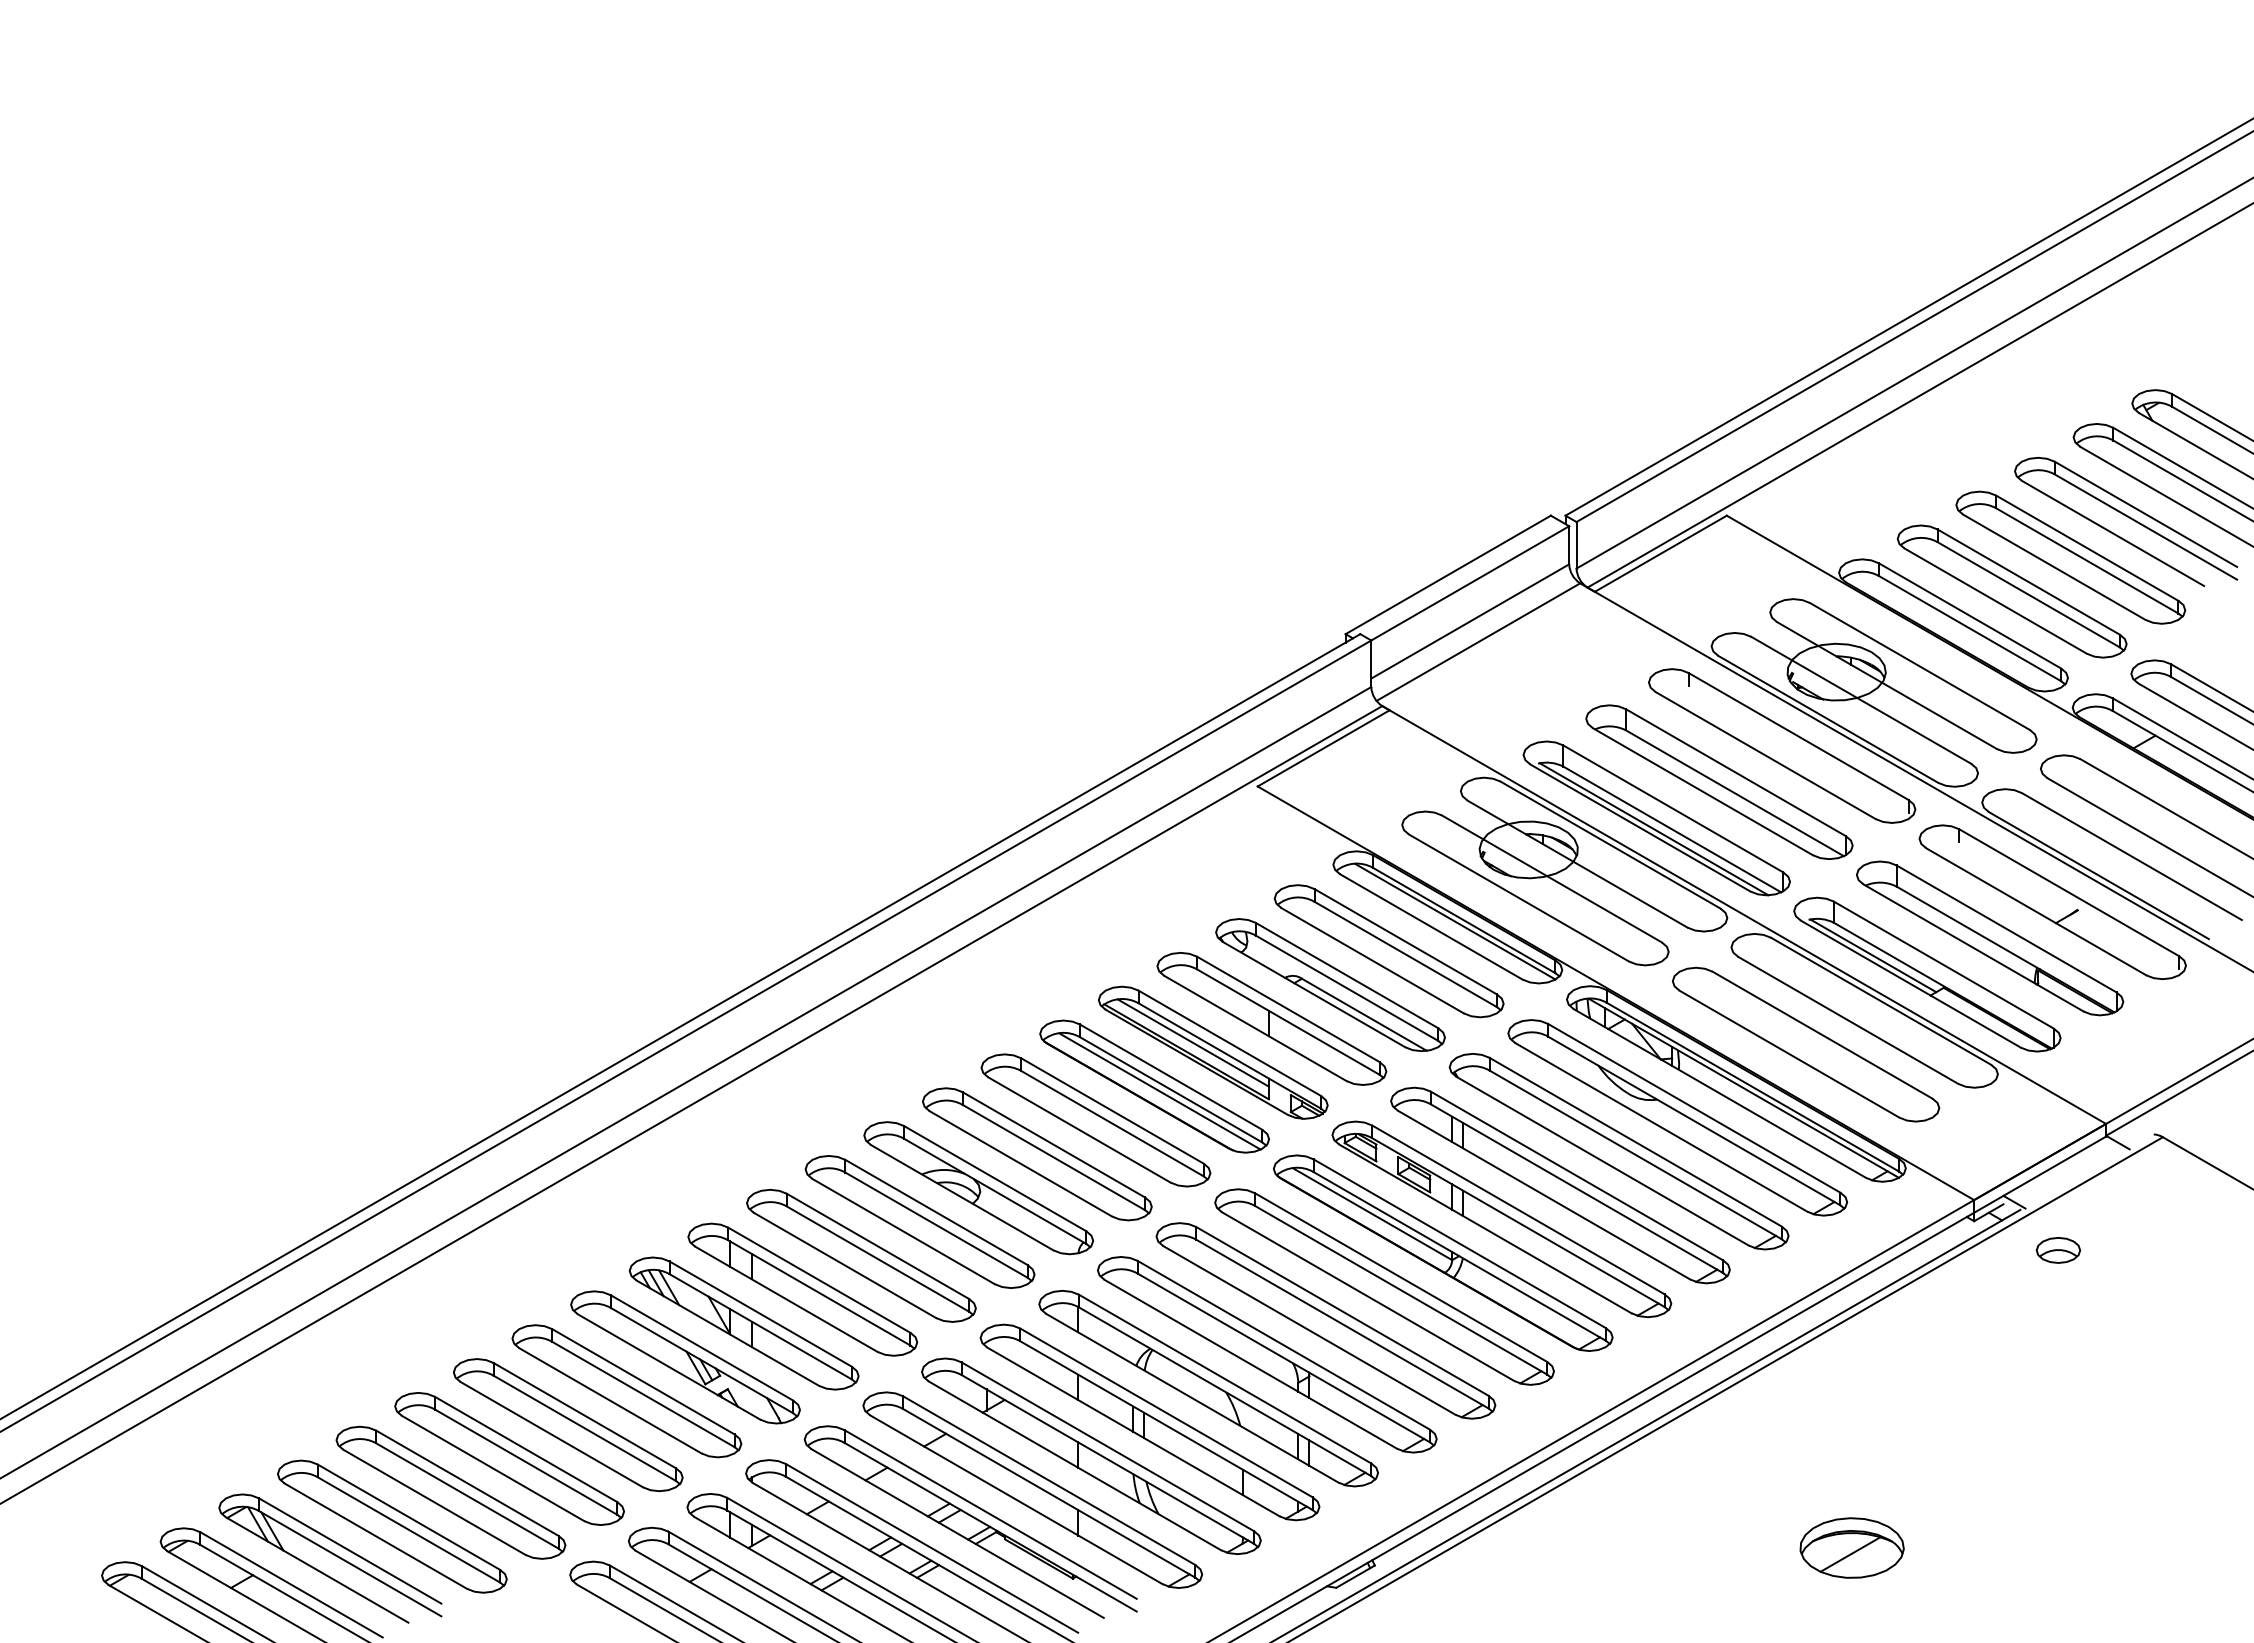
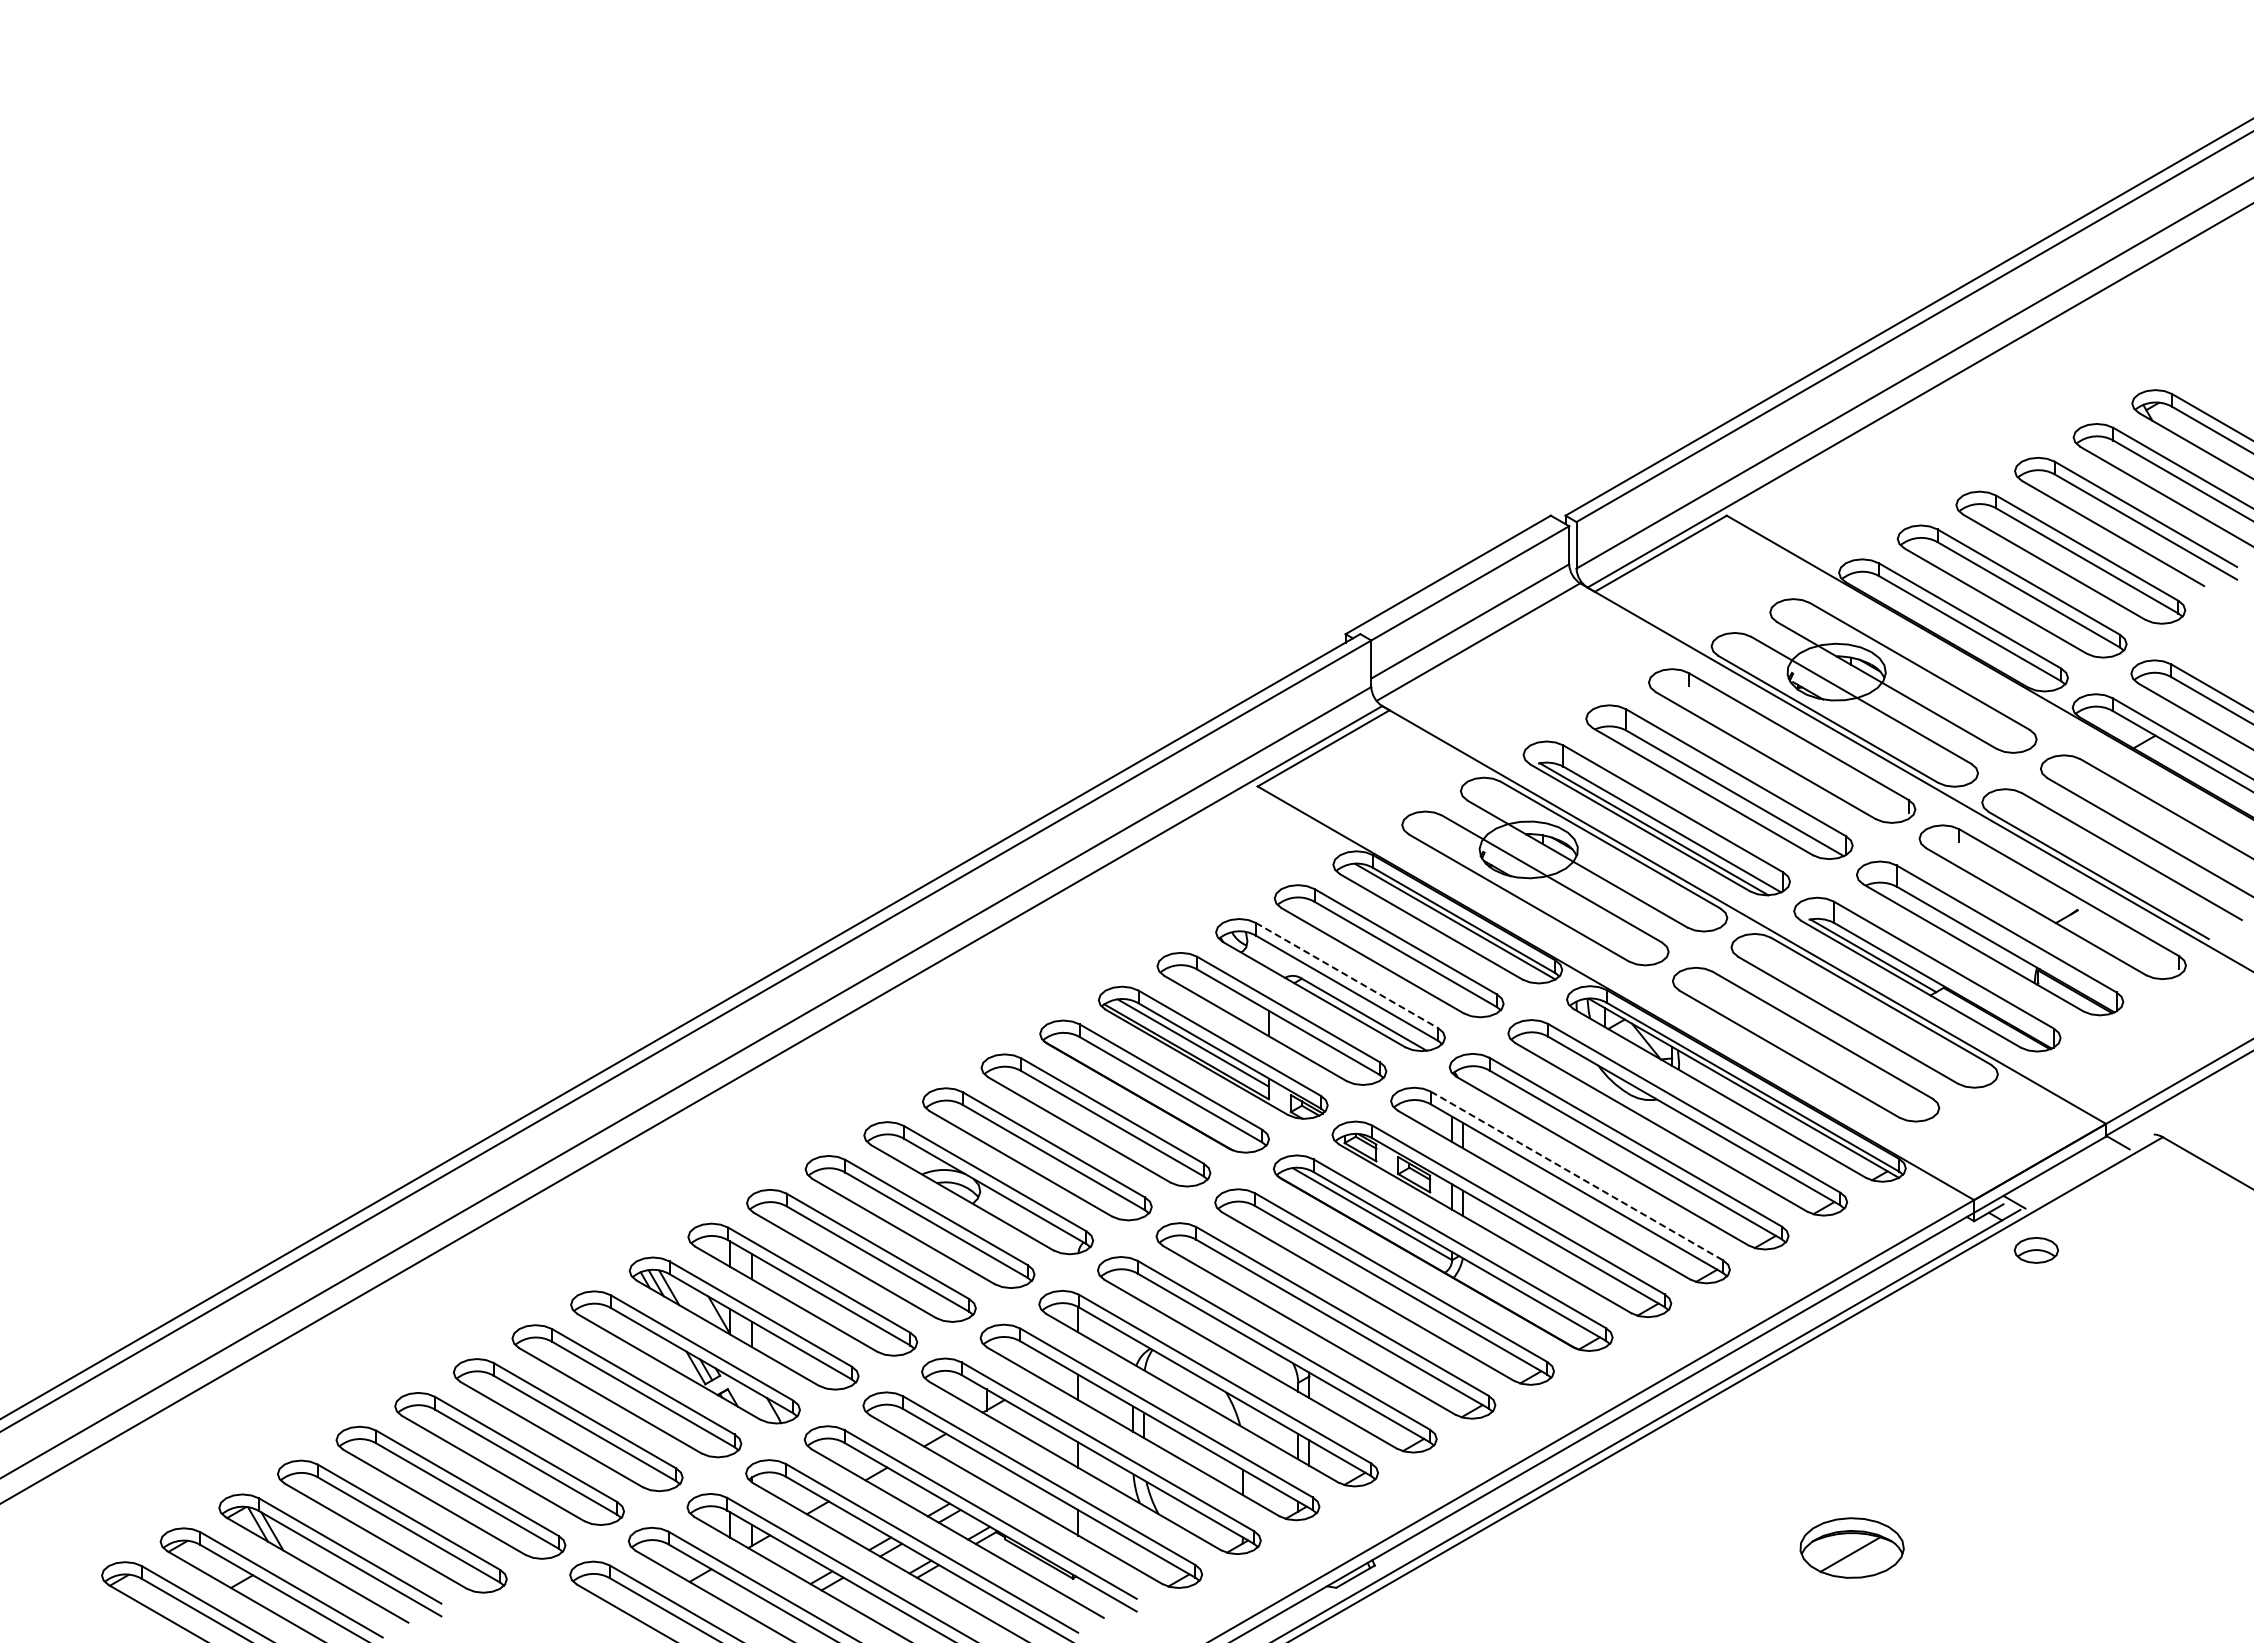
line: solid -> dashed (1347, 975)
line: present -> none (1159, 1091)
line: solid -> dashed (1576, 1176)
part position: (2058, 1250) -> (2036, 1250) (2036, 1250)
